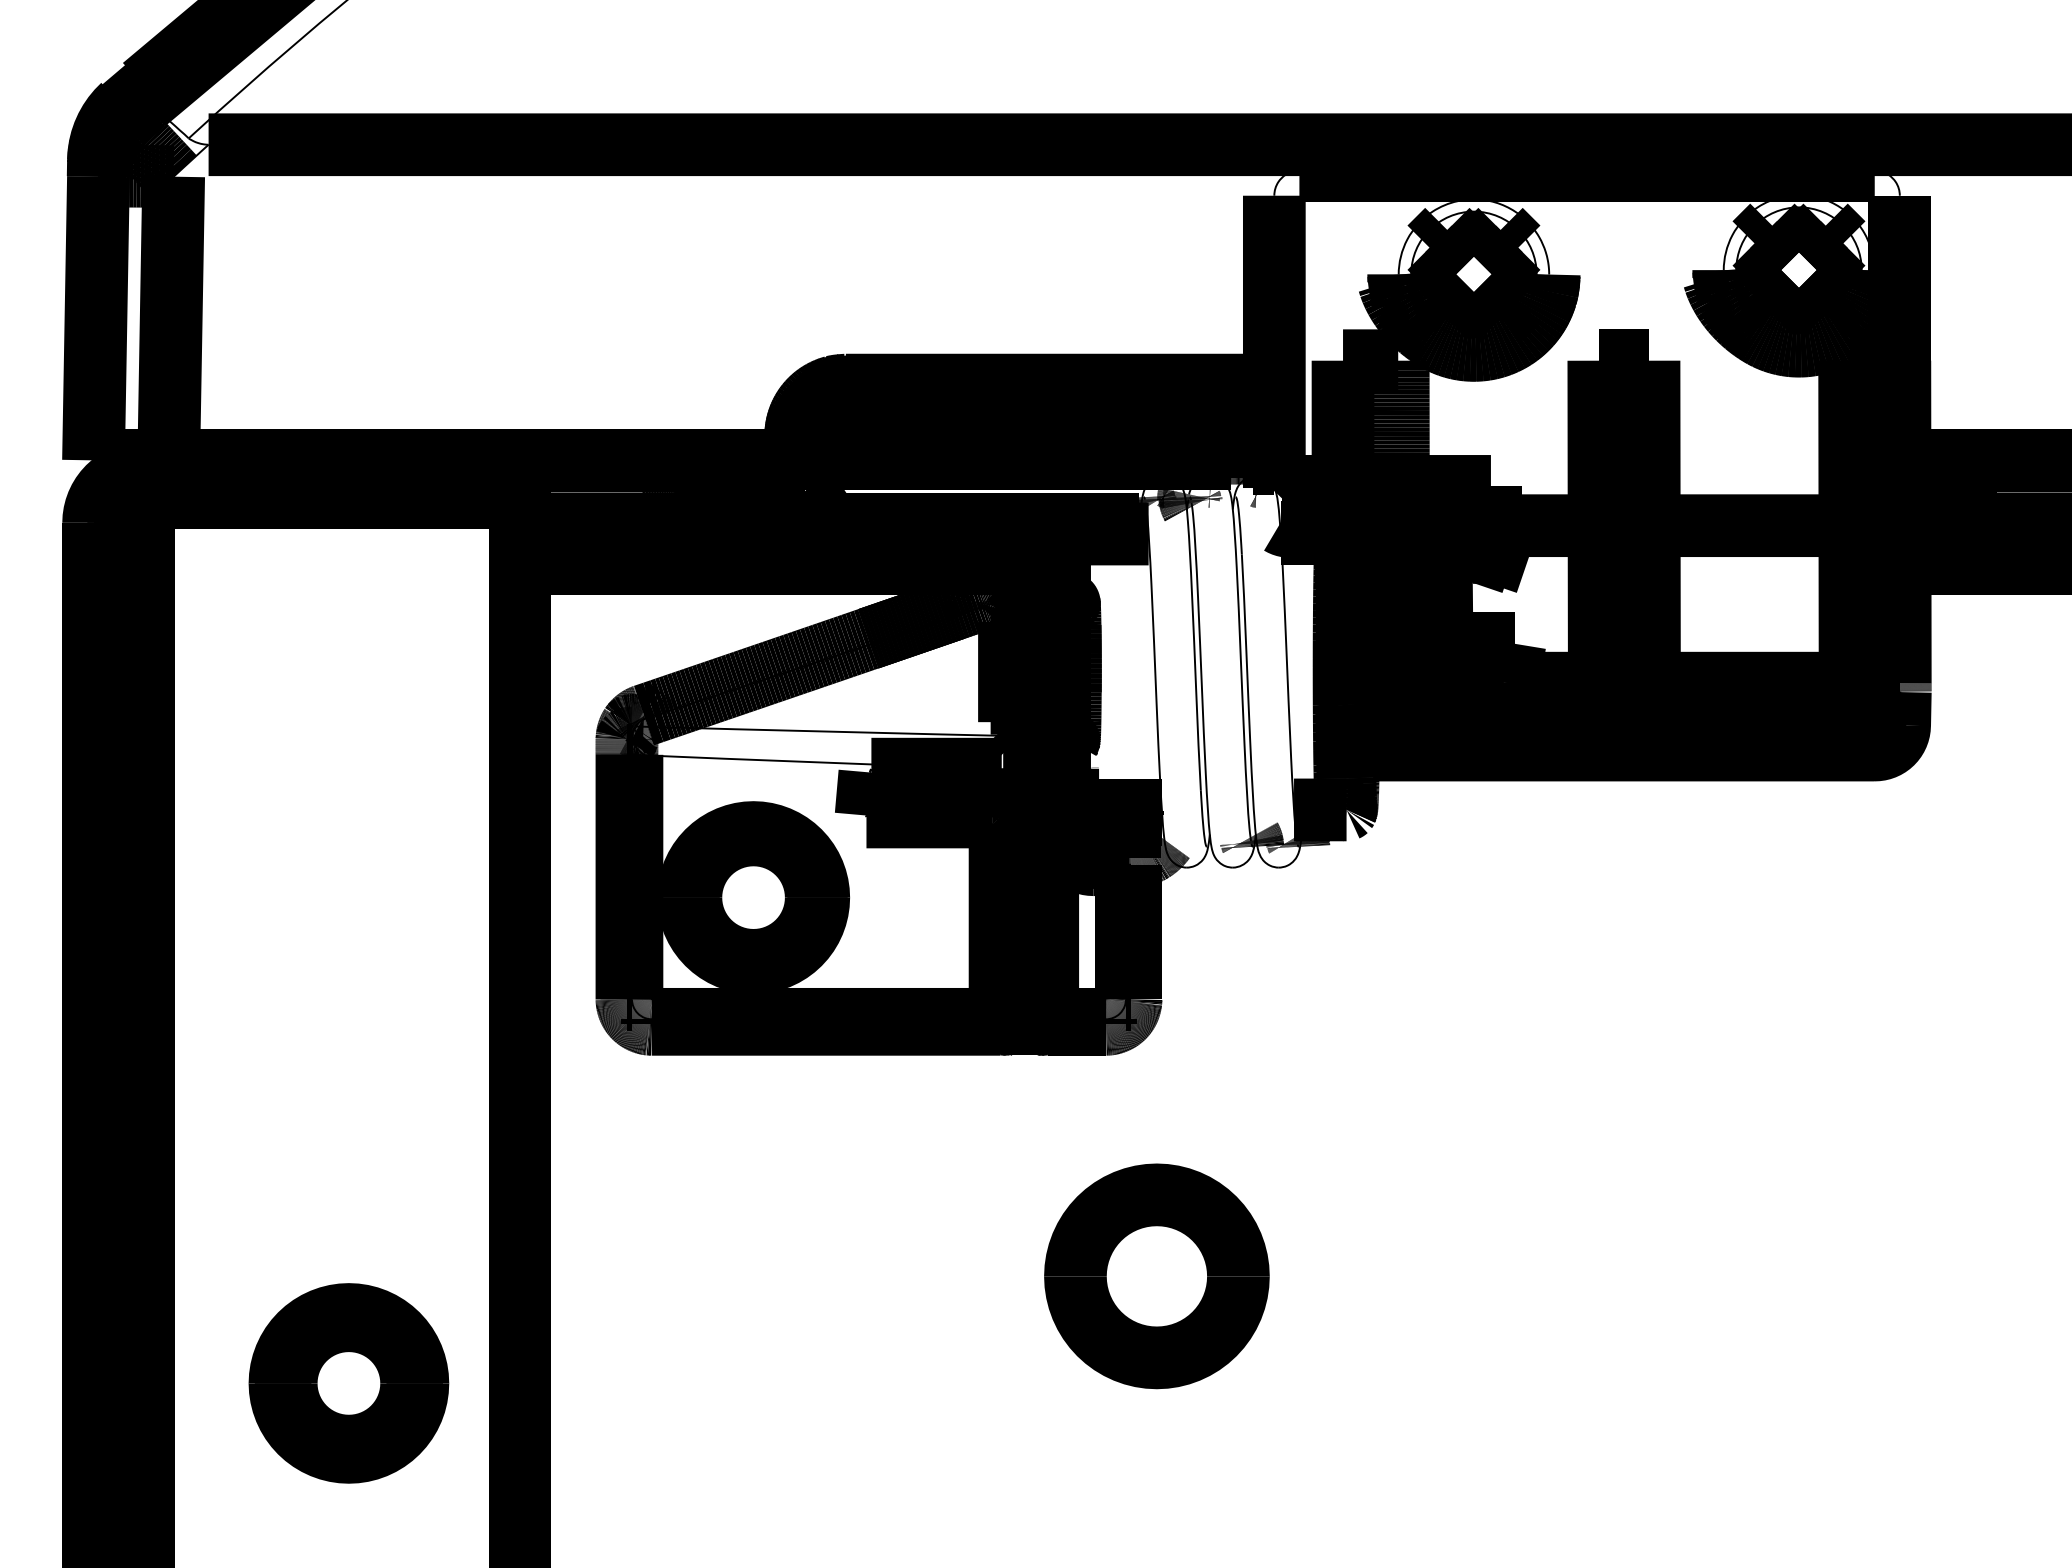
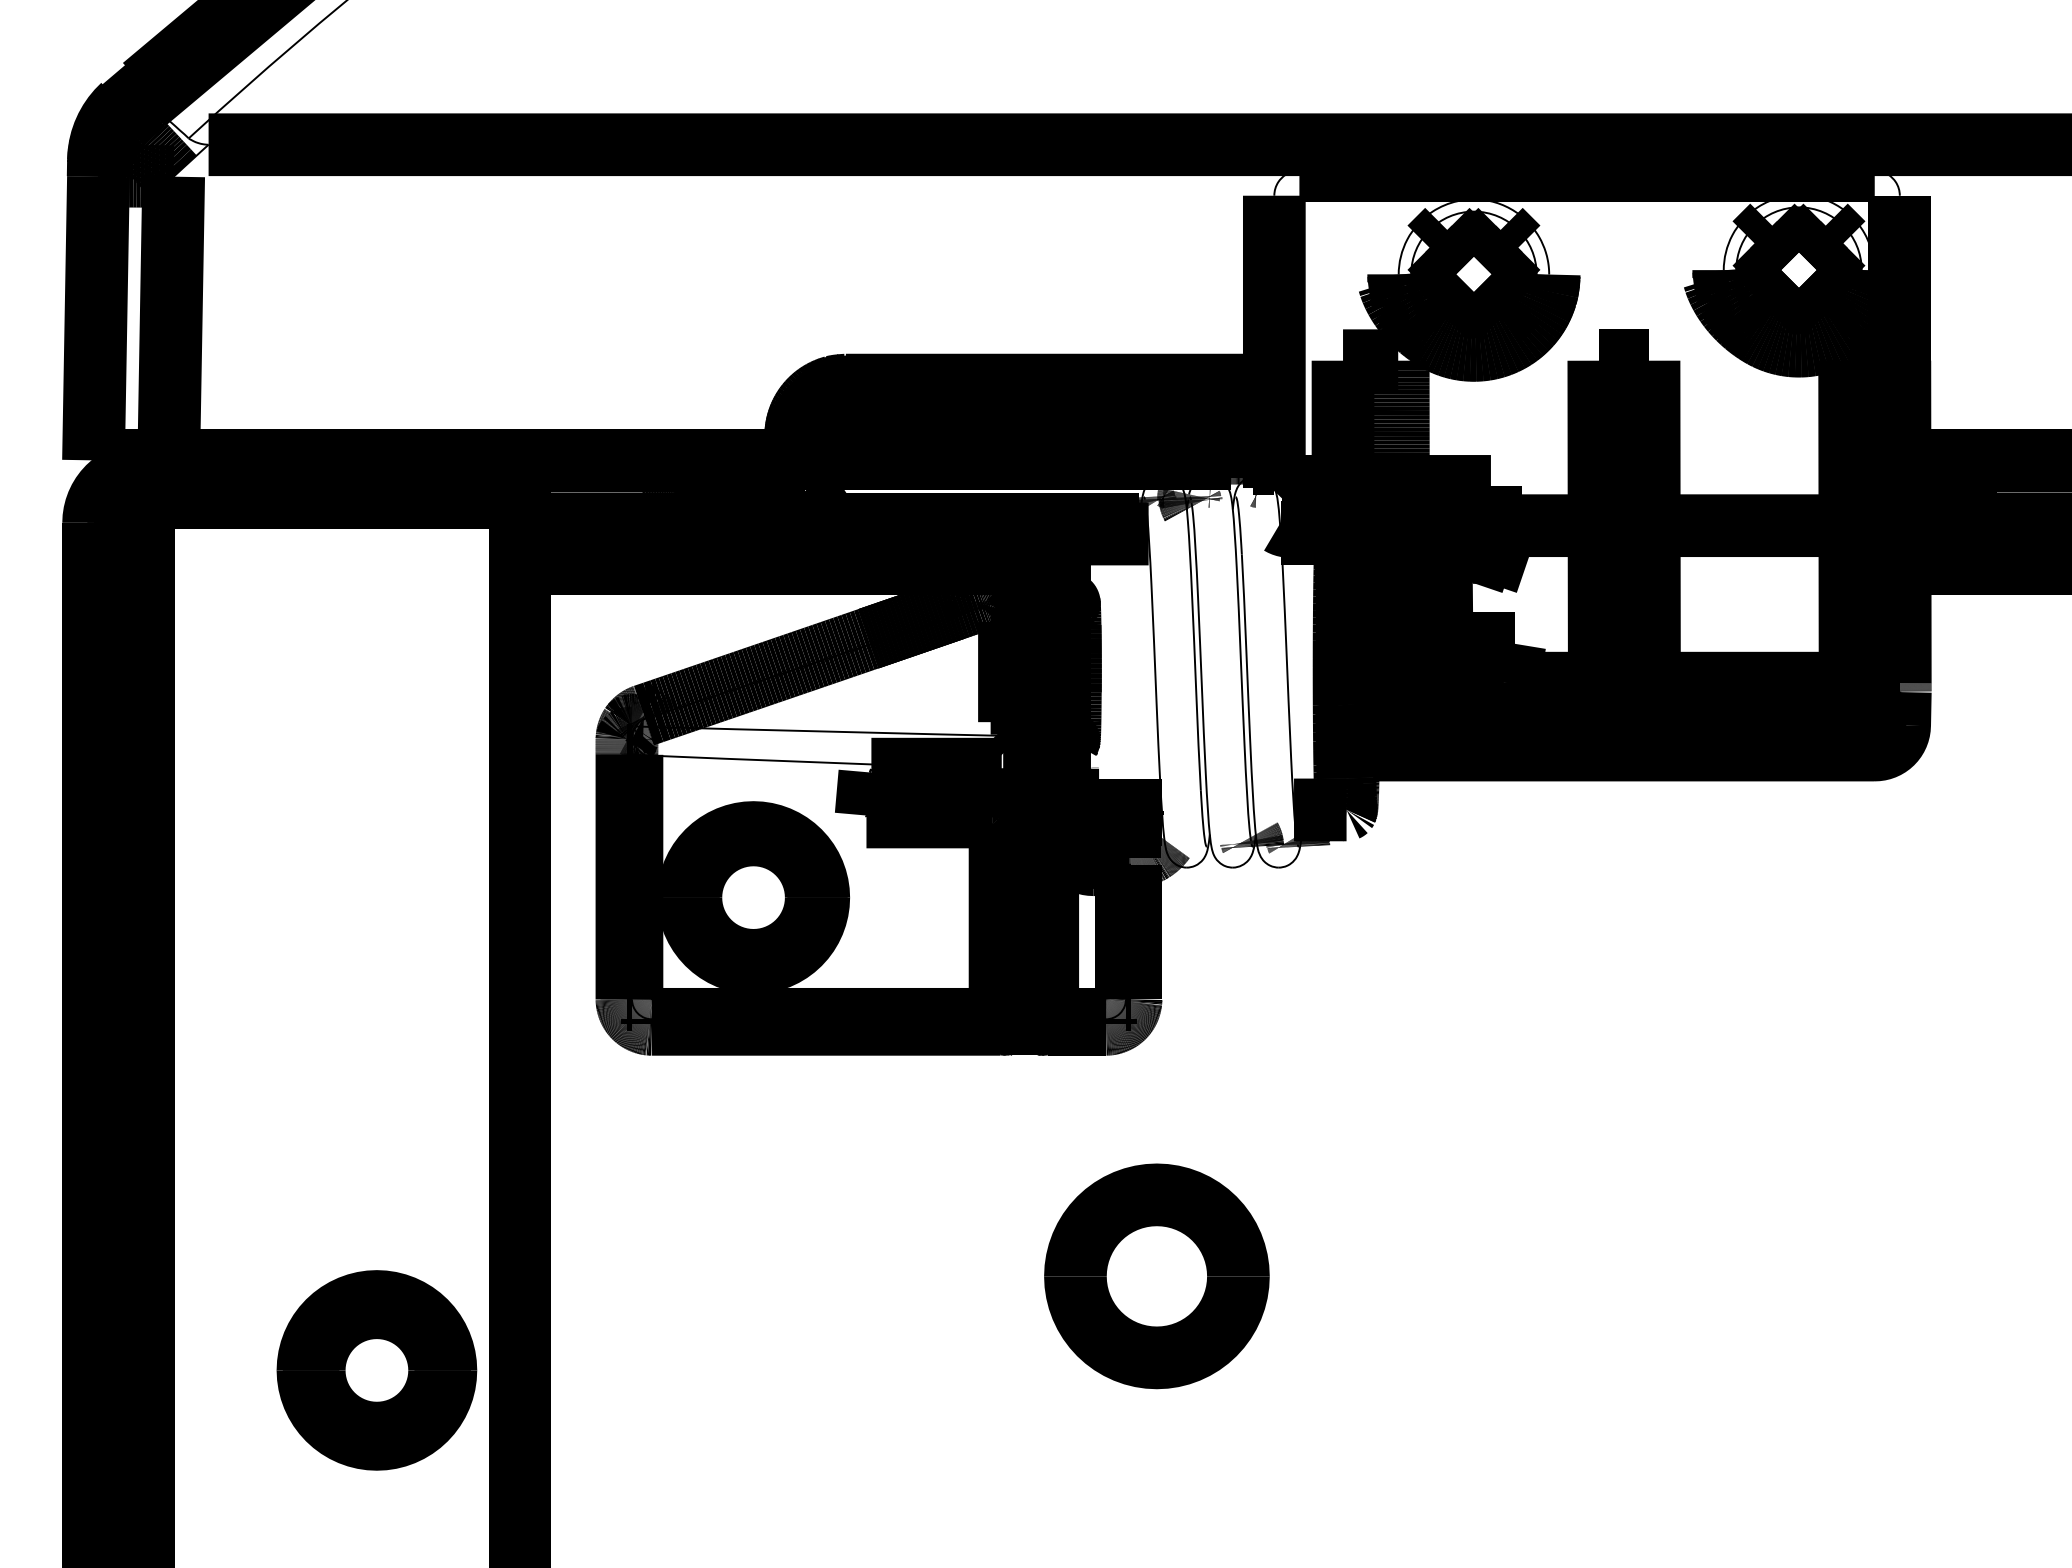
part position: (348, 1383) -> (376, 1370) (376, 1370)
